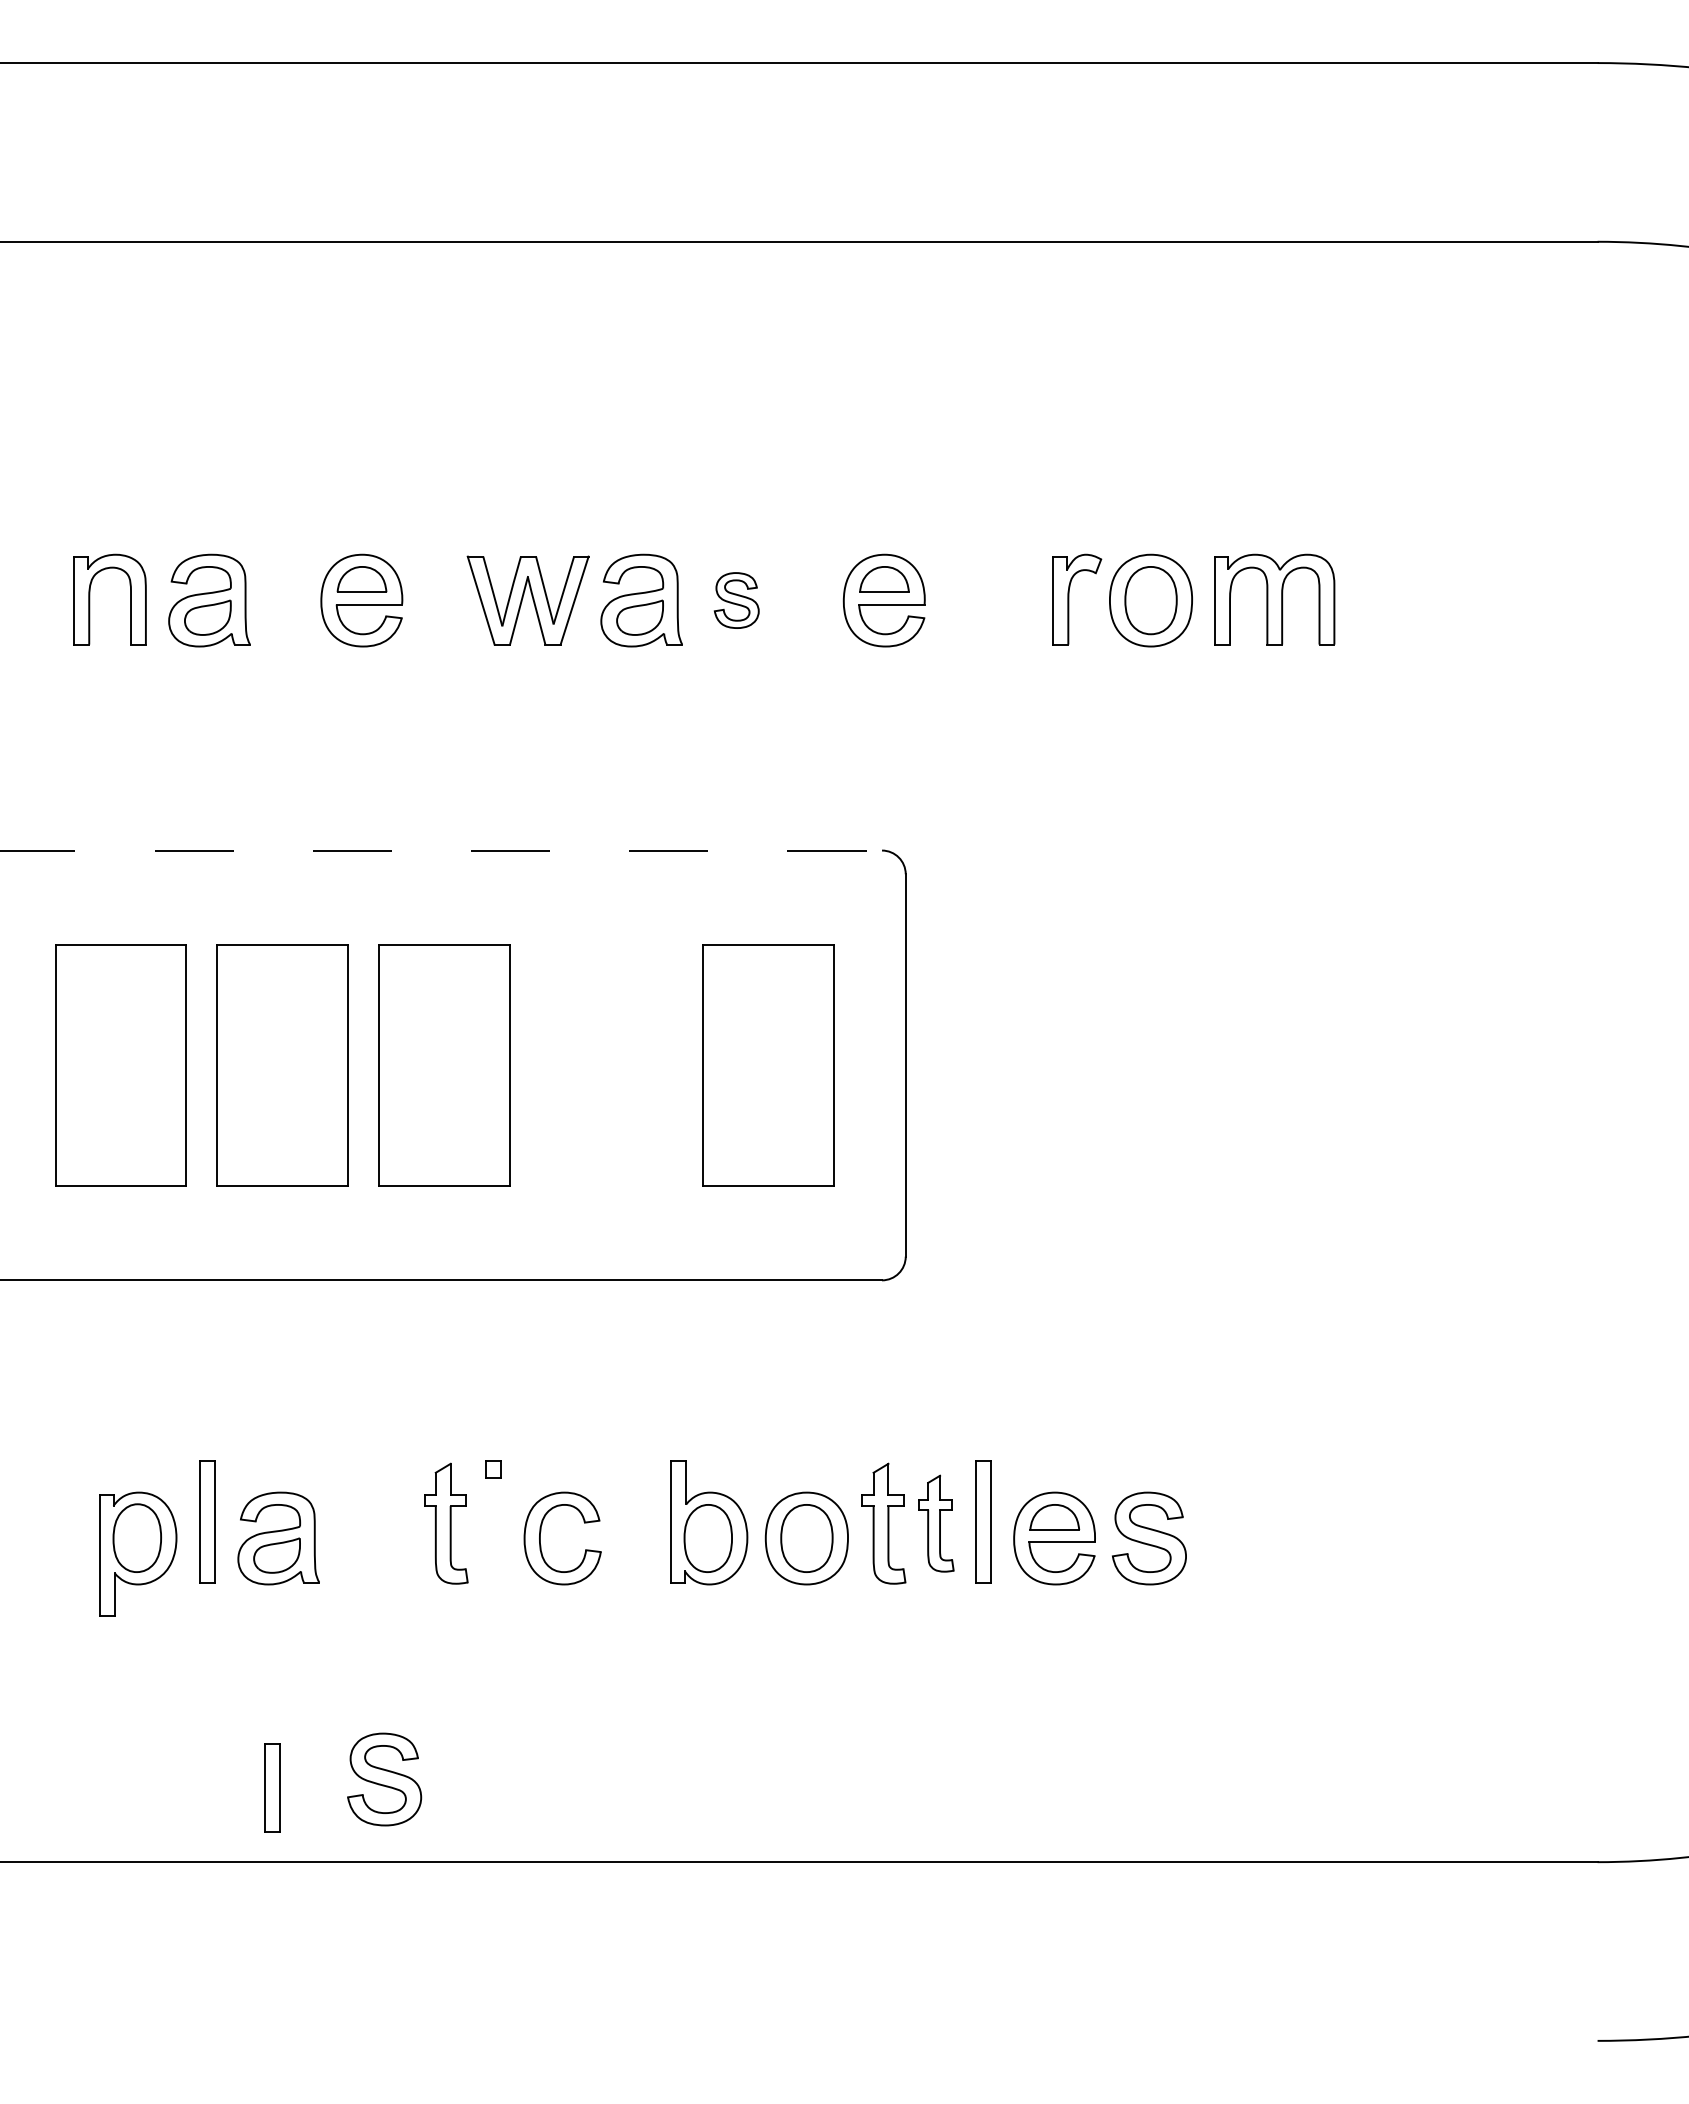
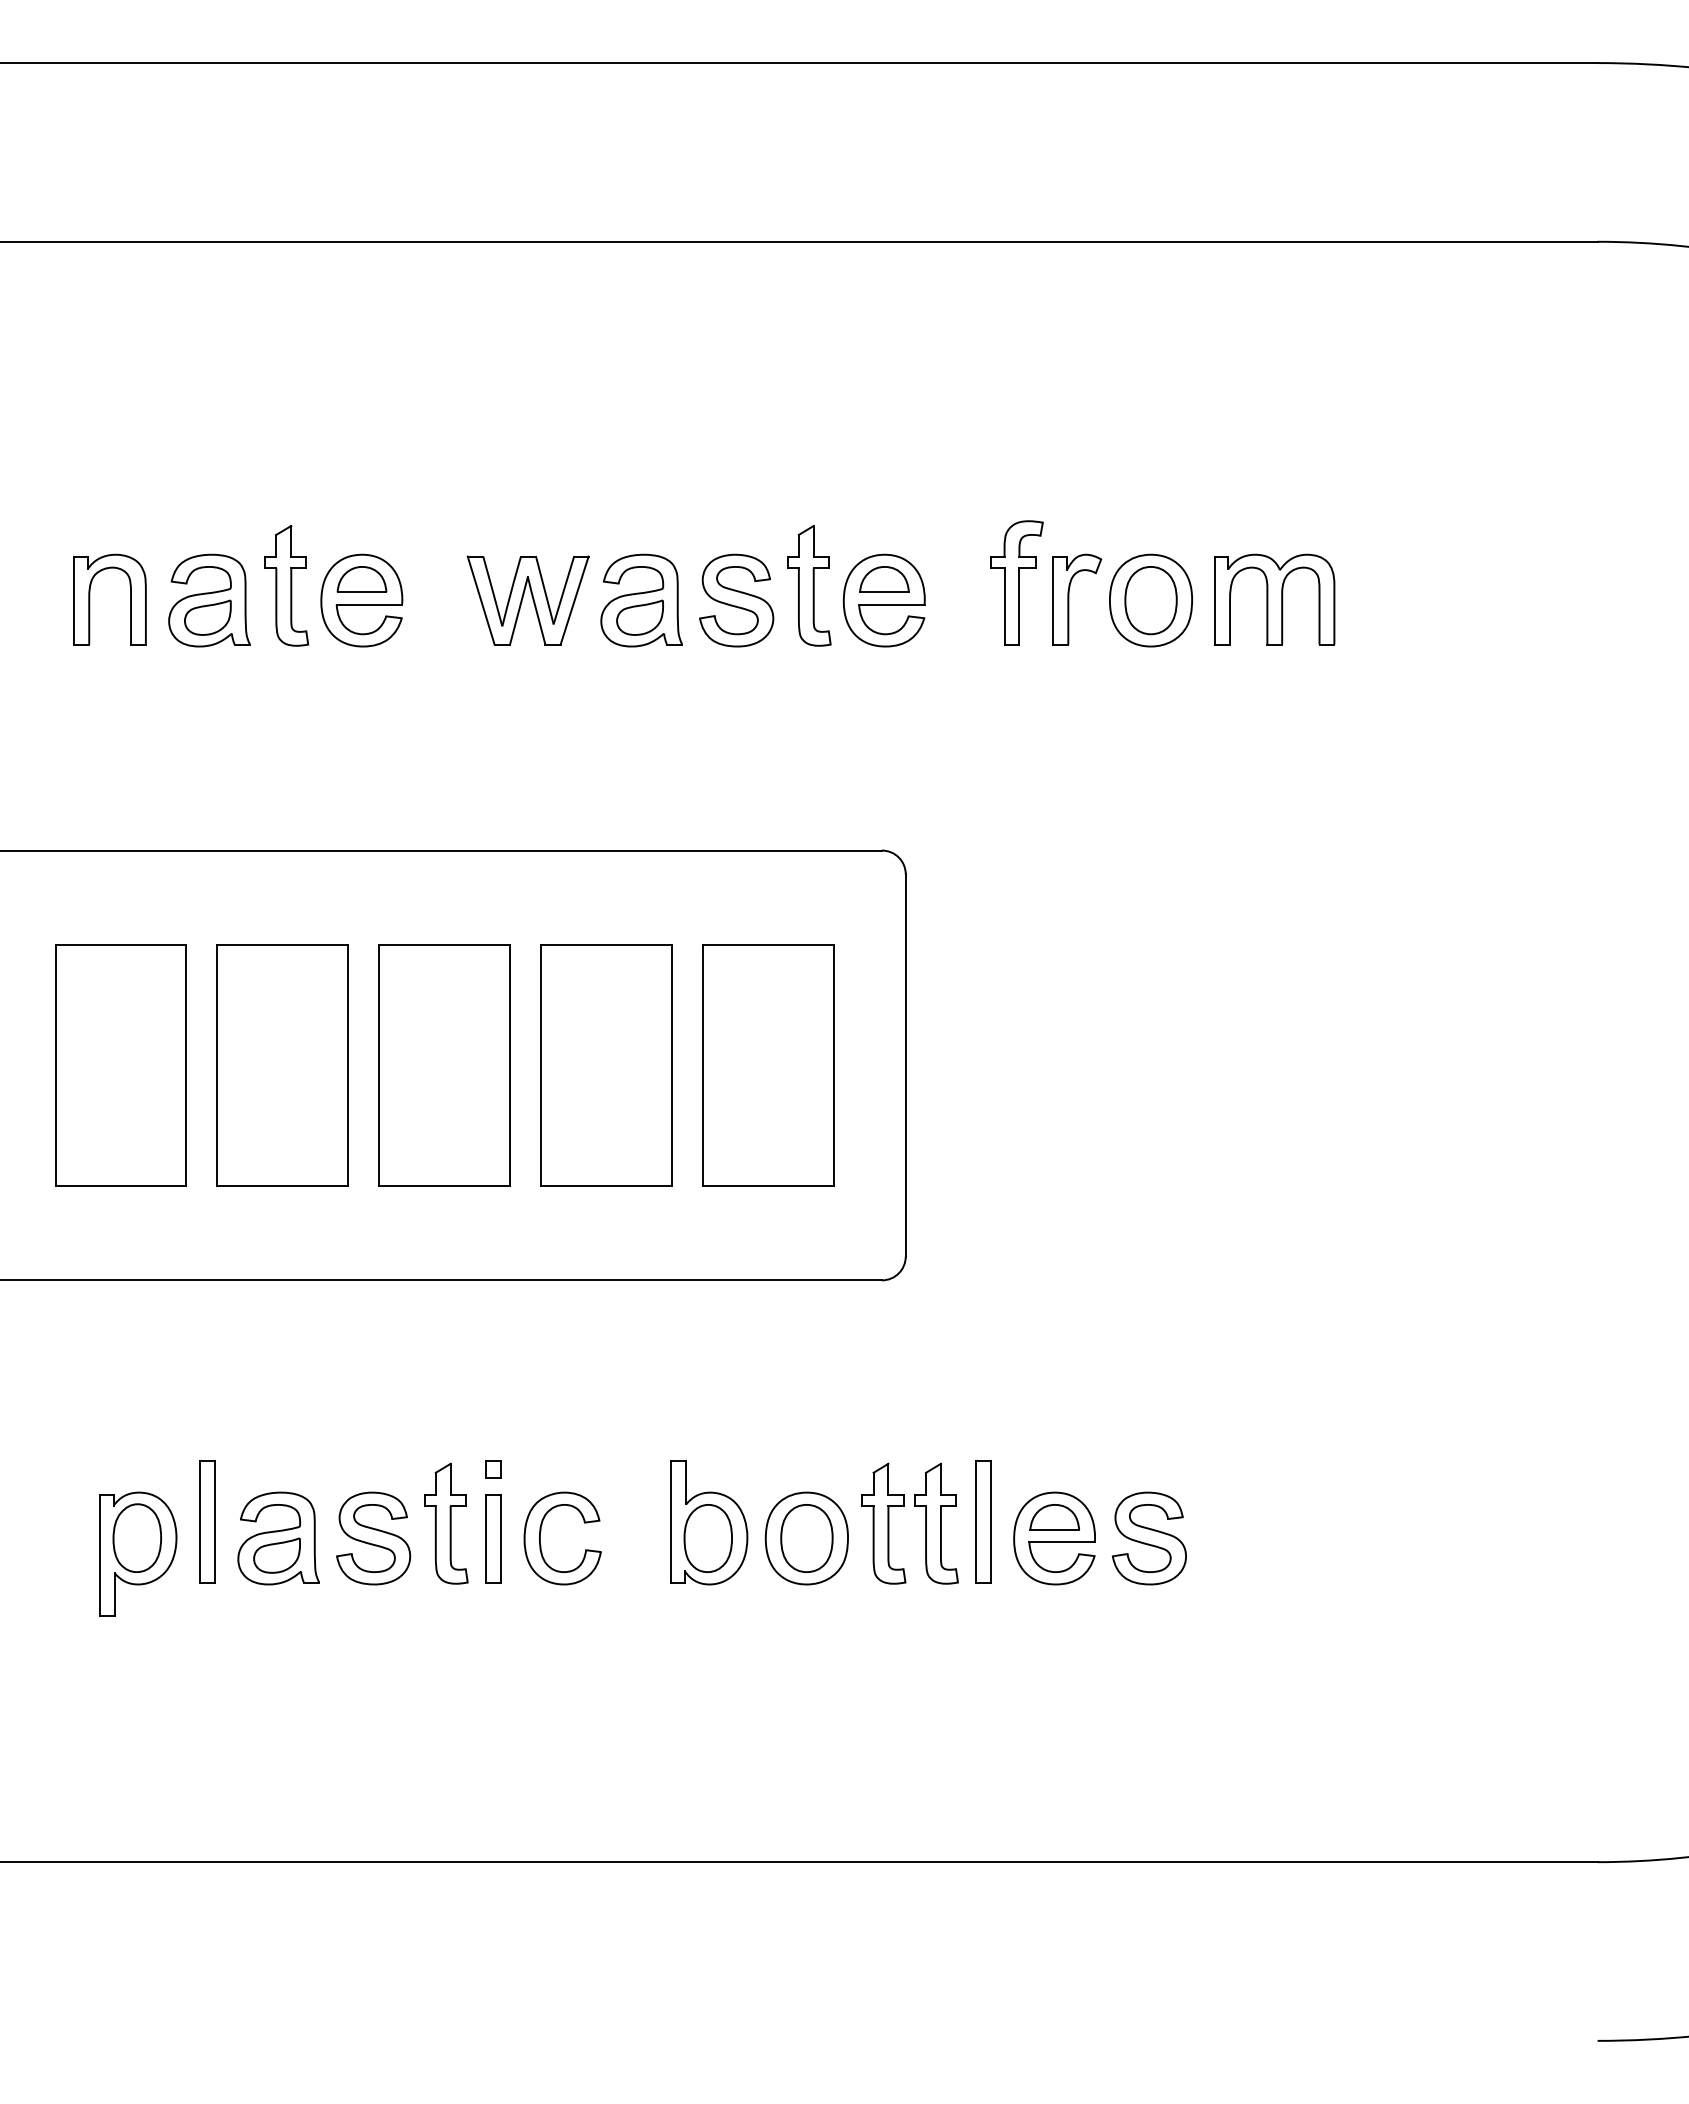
part: none -> present (1016, 582)
part: none -> present (286, 585)
part: none -> present (809, 585)
part size: 47x57 px -> 76x95 px (736, 600)
line: dashed -> solid (441, 850)
part: none -> present (606, 1065)
part size: 37x99 px -> 45x123 px (936, 1523)
part position: (384, 1779) -> (373, 1538) (373, 1538)
part position: (272, 1787) -> (493, 1538) (493, 1538)
